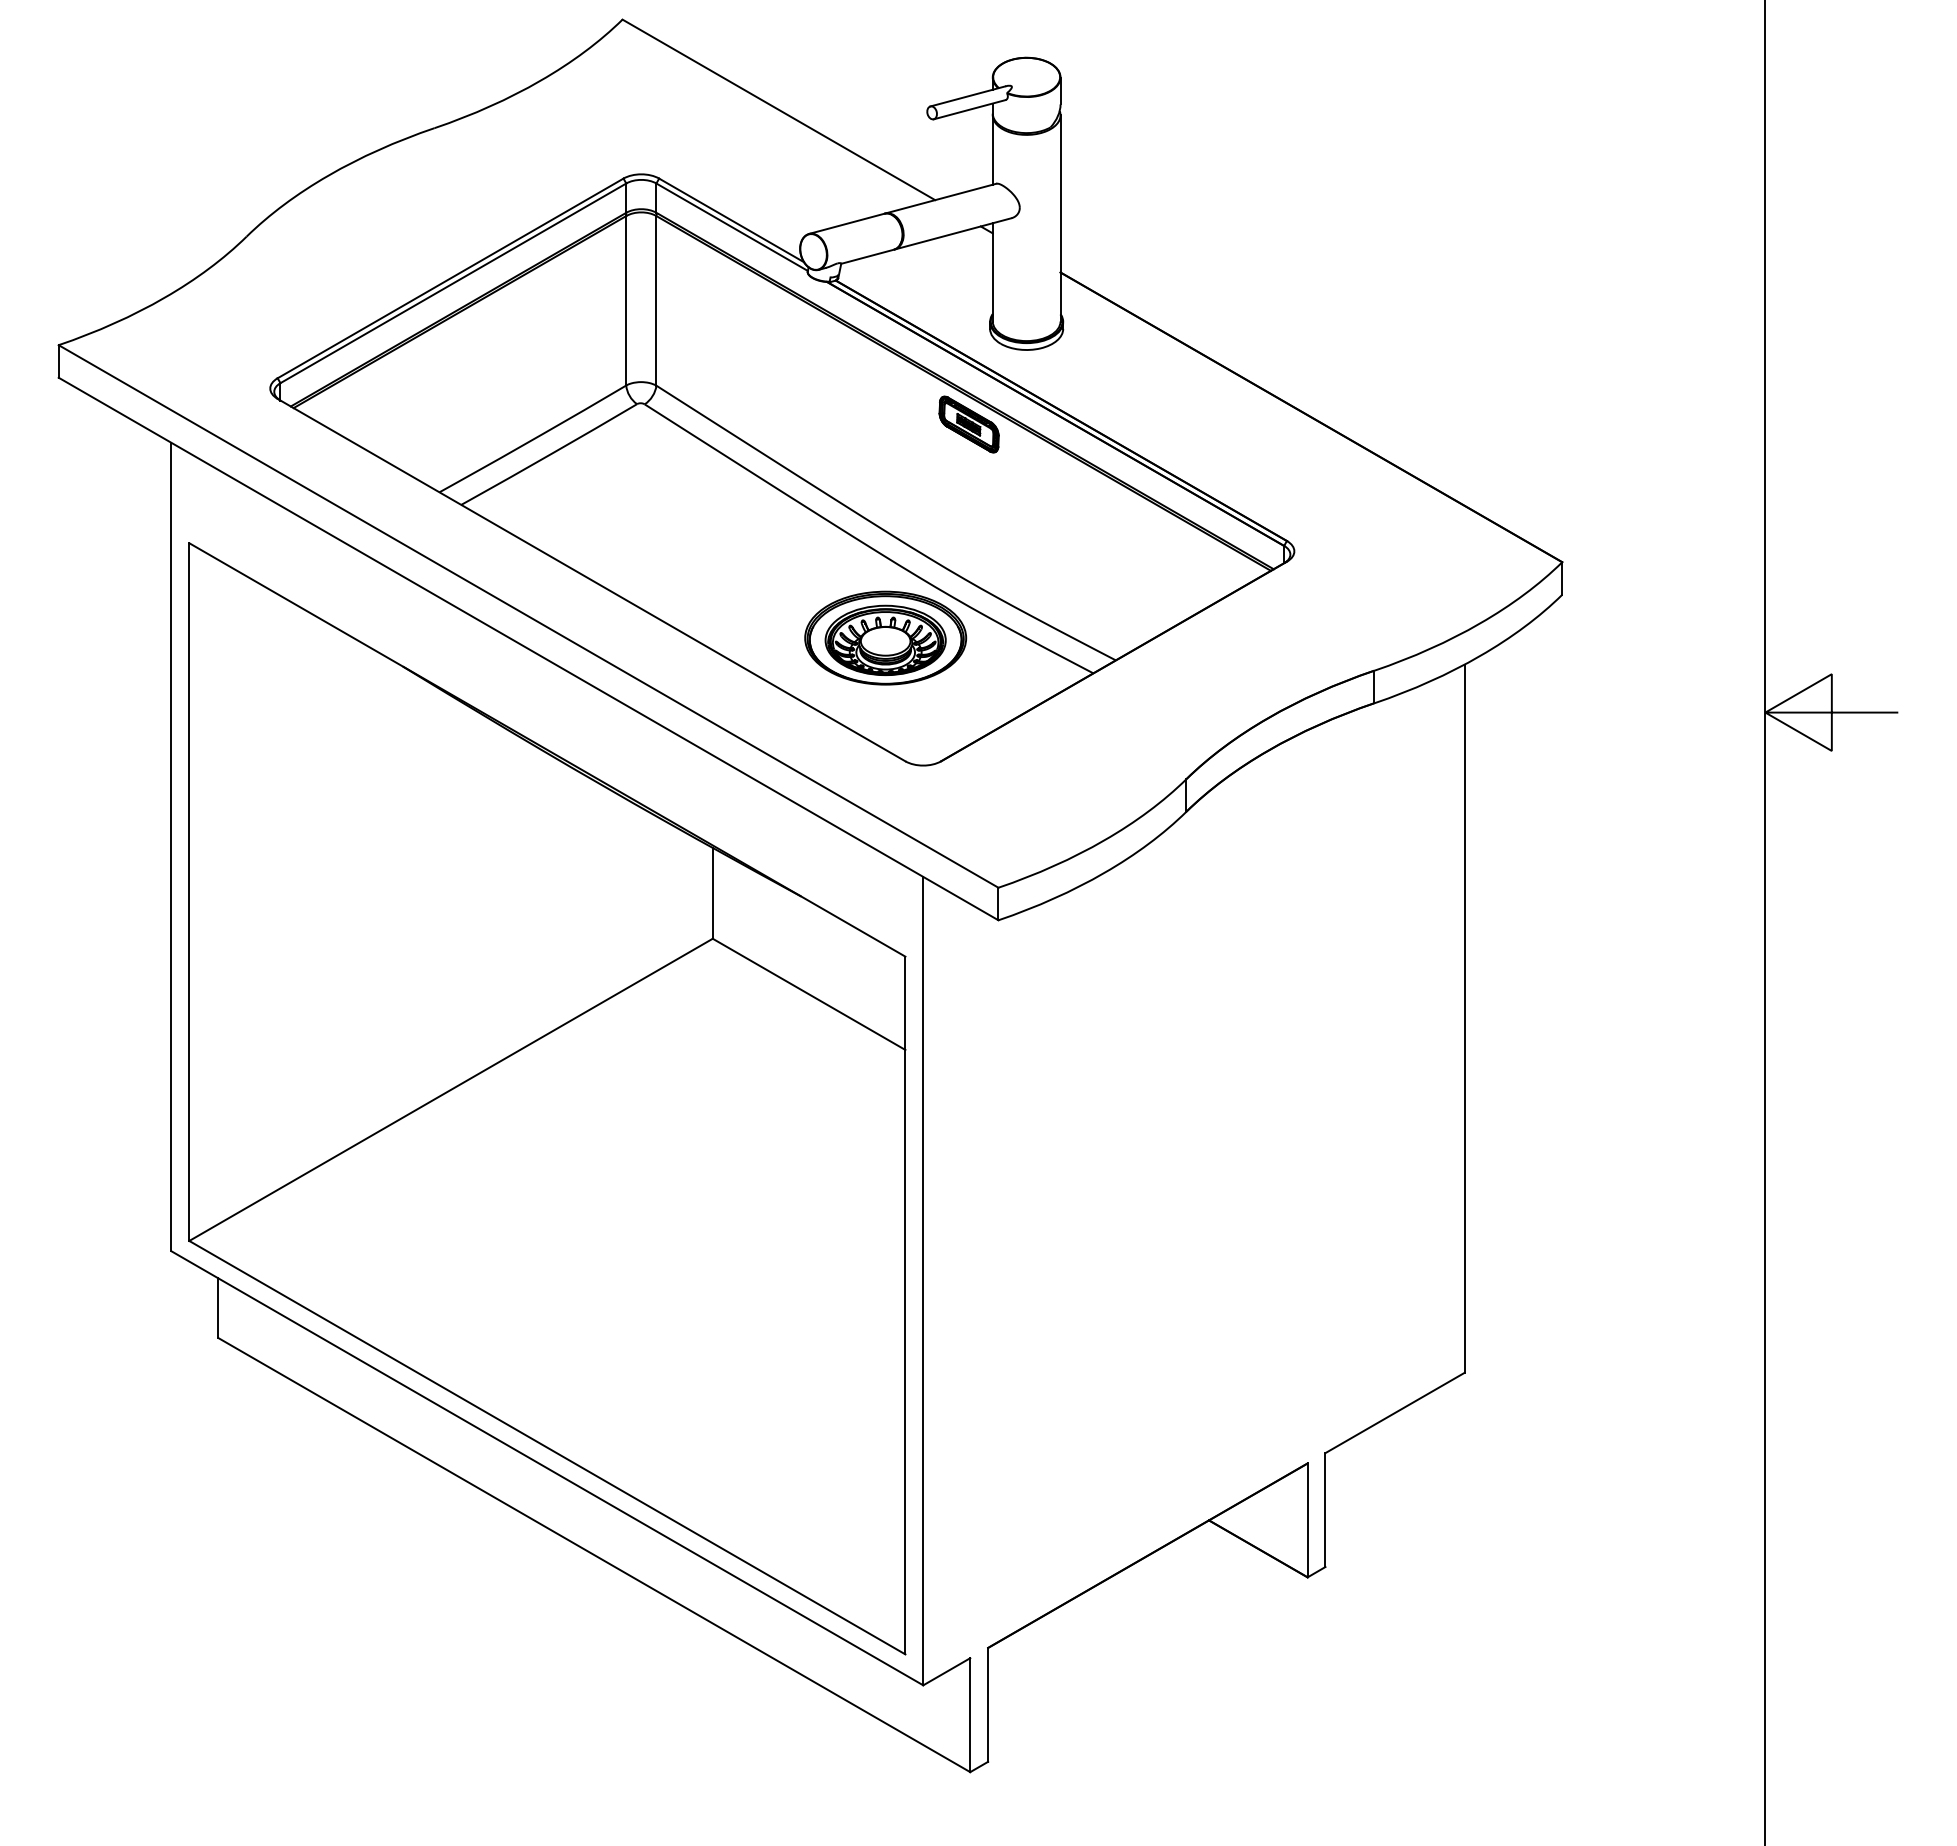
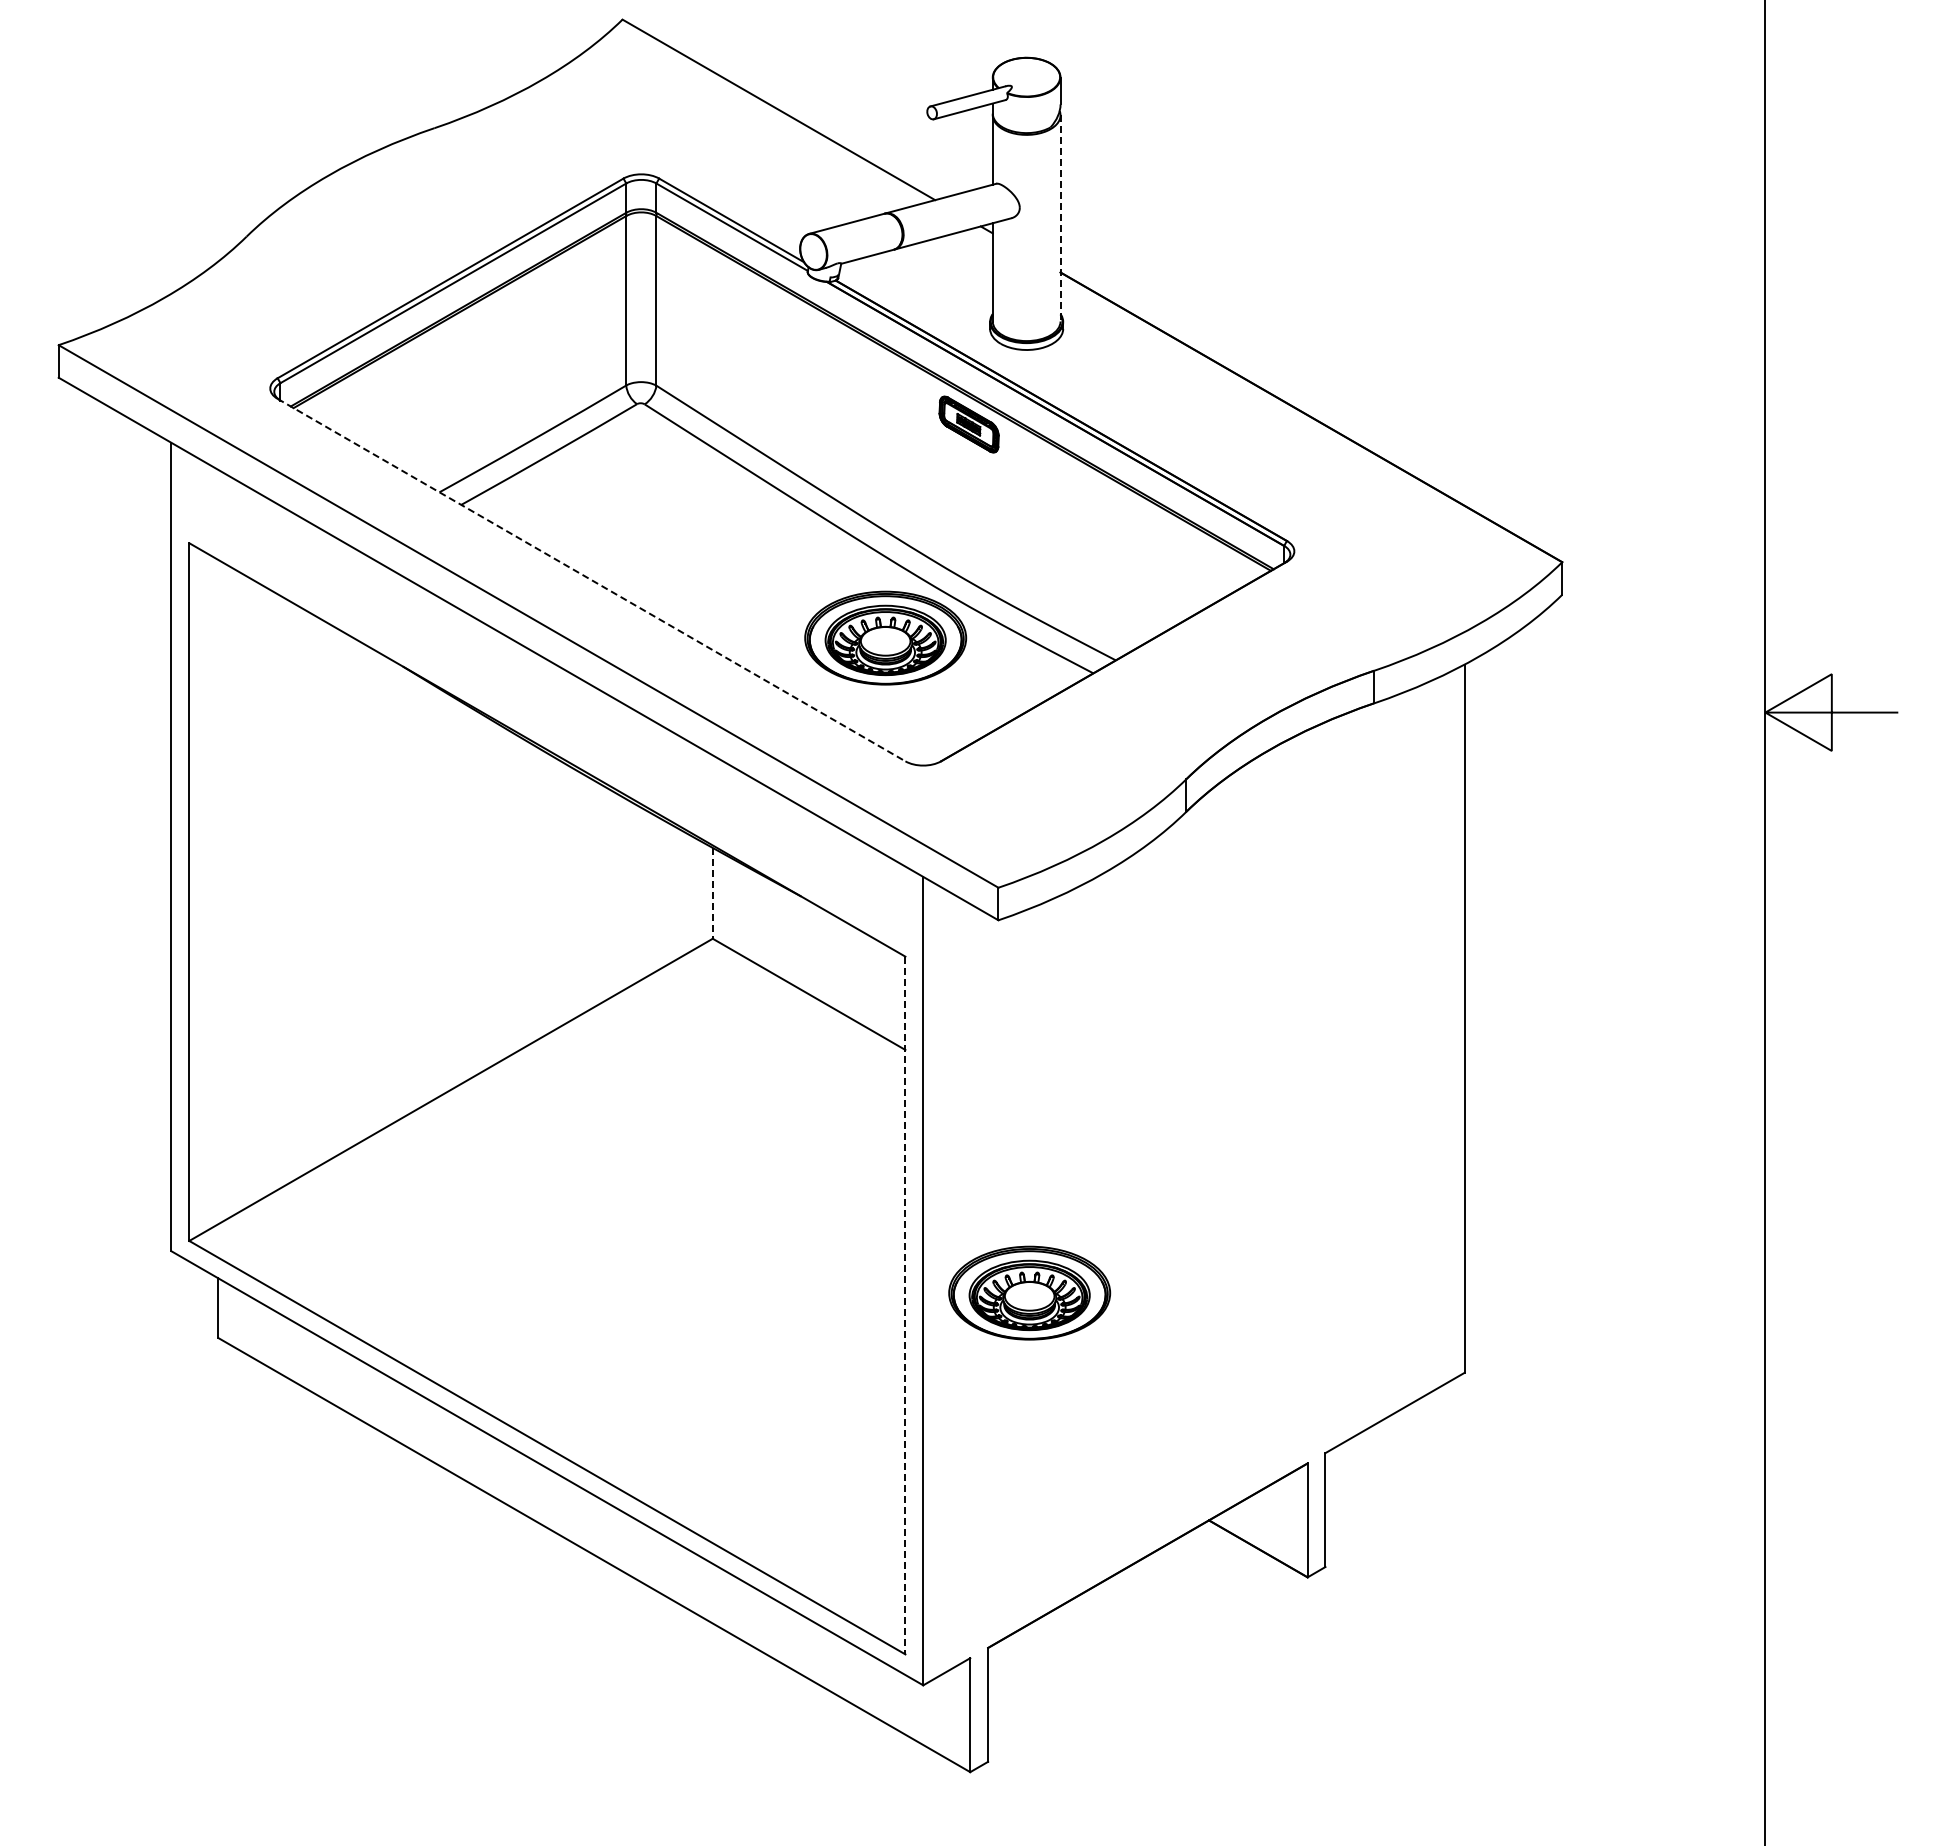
line: solid -> dashed (1060, 218)
line: solid -> dashed (591, 580)
line: solid -> dashed (712, 893)
part: none -> present (1029, 1292)
line: solid -> dashed (905, 1305)
